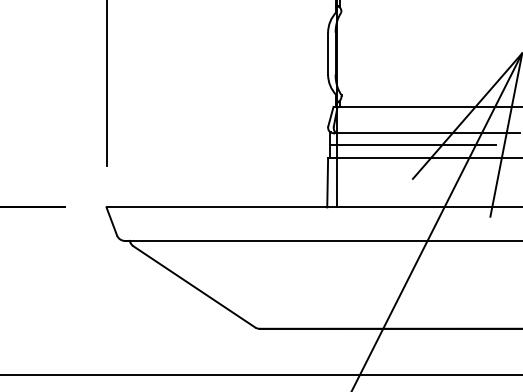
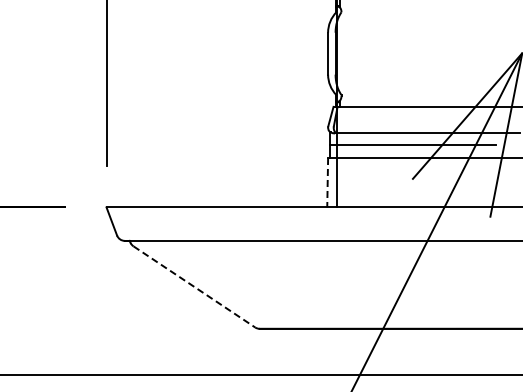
line: solid -> dashed (327, 182)
line: solid -> dashed (194, 287)
